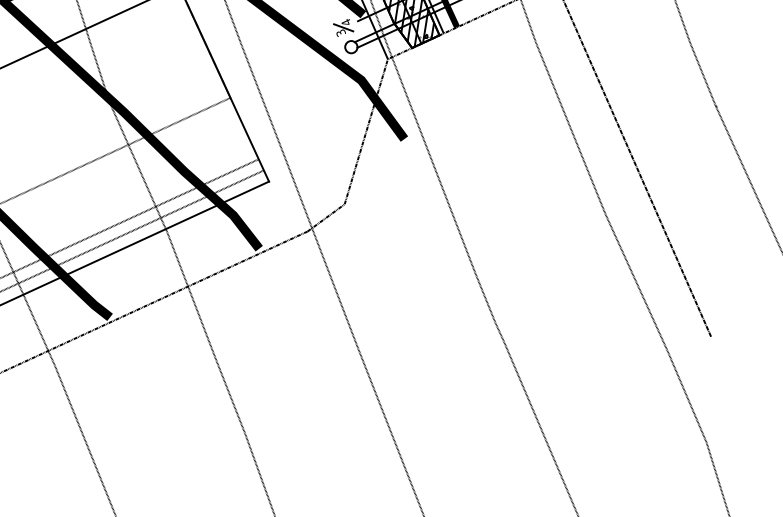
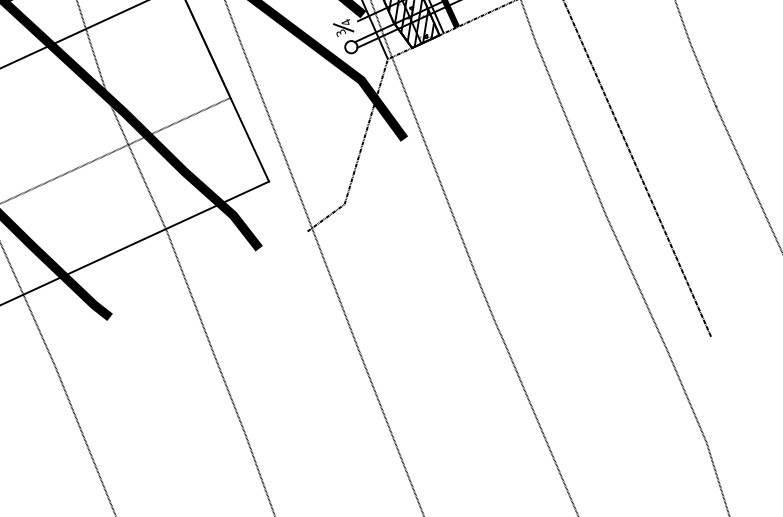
line: present -> none (130, 218)
line: present -> none (132, 230)
line: present -> none (154, 301)
